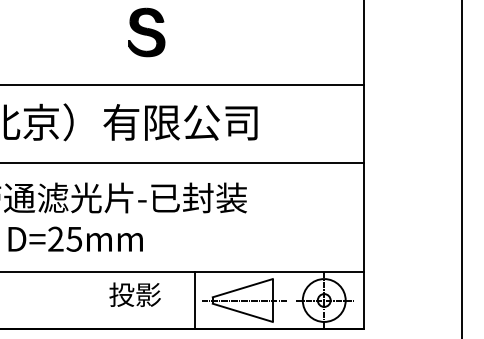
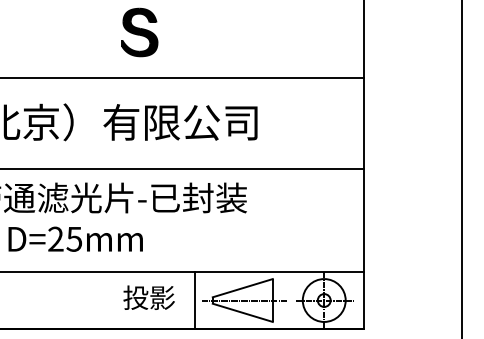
part position: (146, 32) -> (139, 32) (139, 32)
line position: (182, 84) -> (182, 77) (182, 77)
line position: (182, 163) -> (182, 169) (182, 169)
text position: (134, 294) -> (148, 297) (148, 297)
